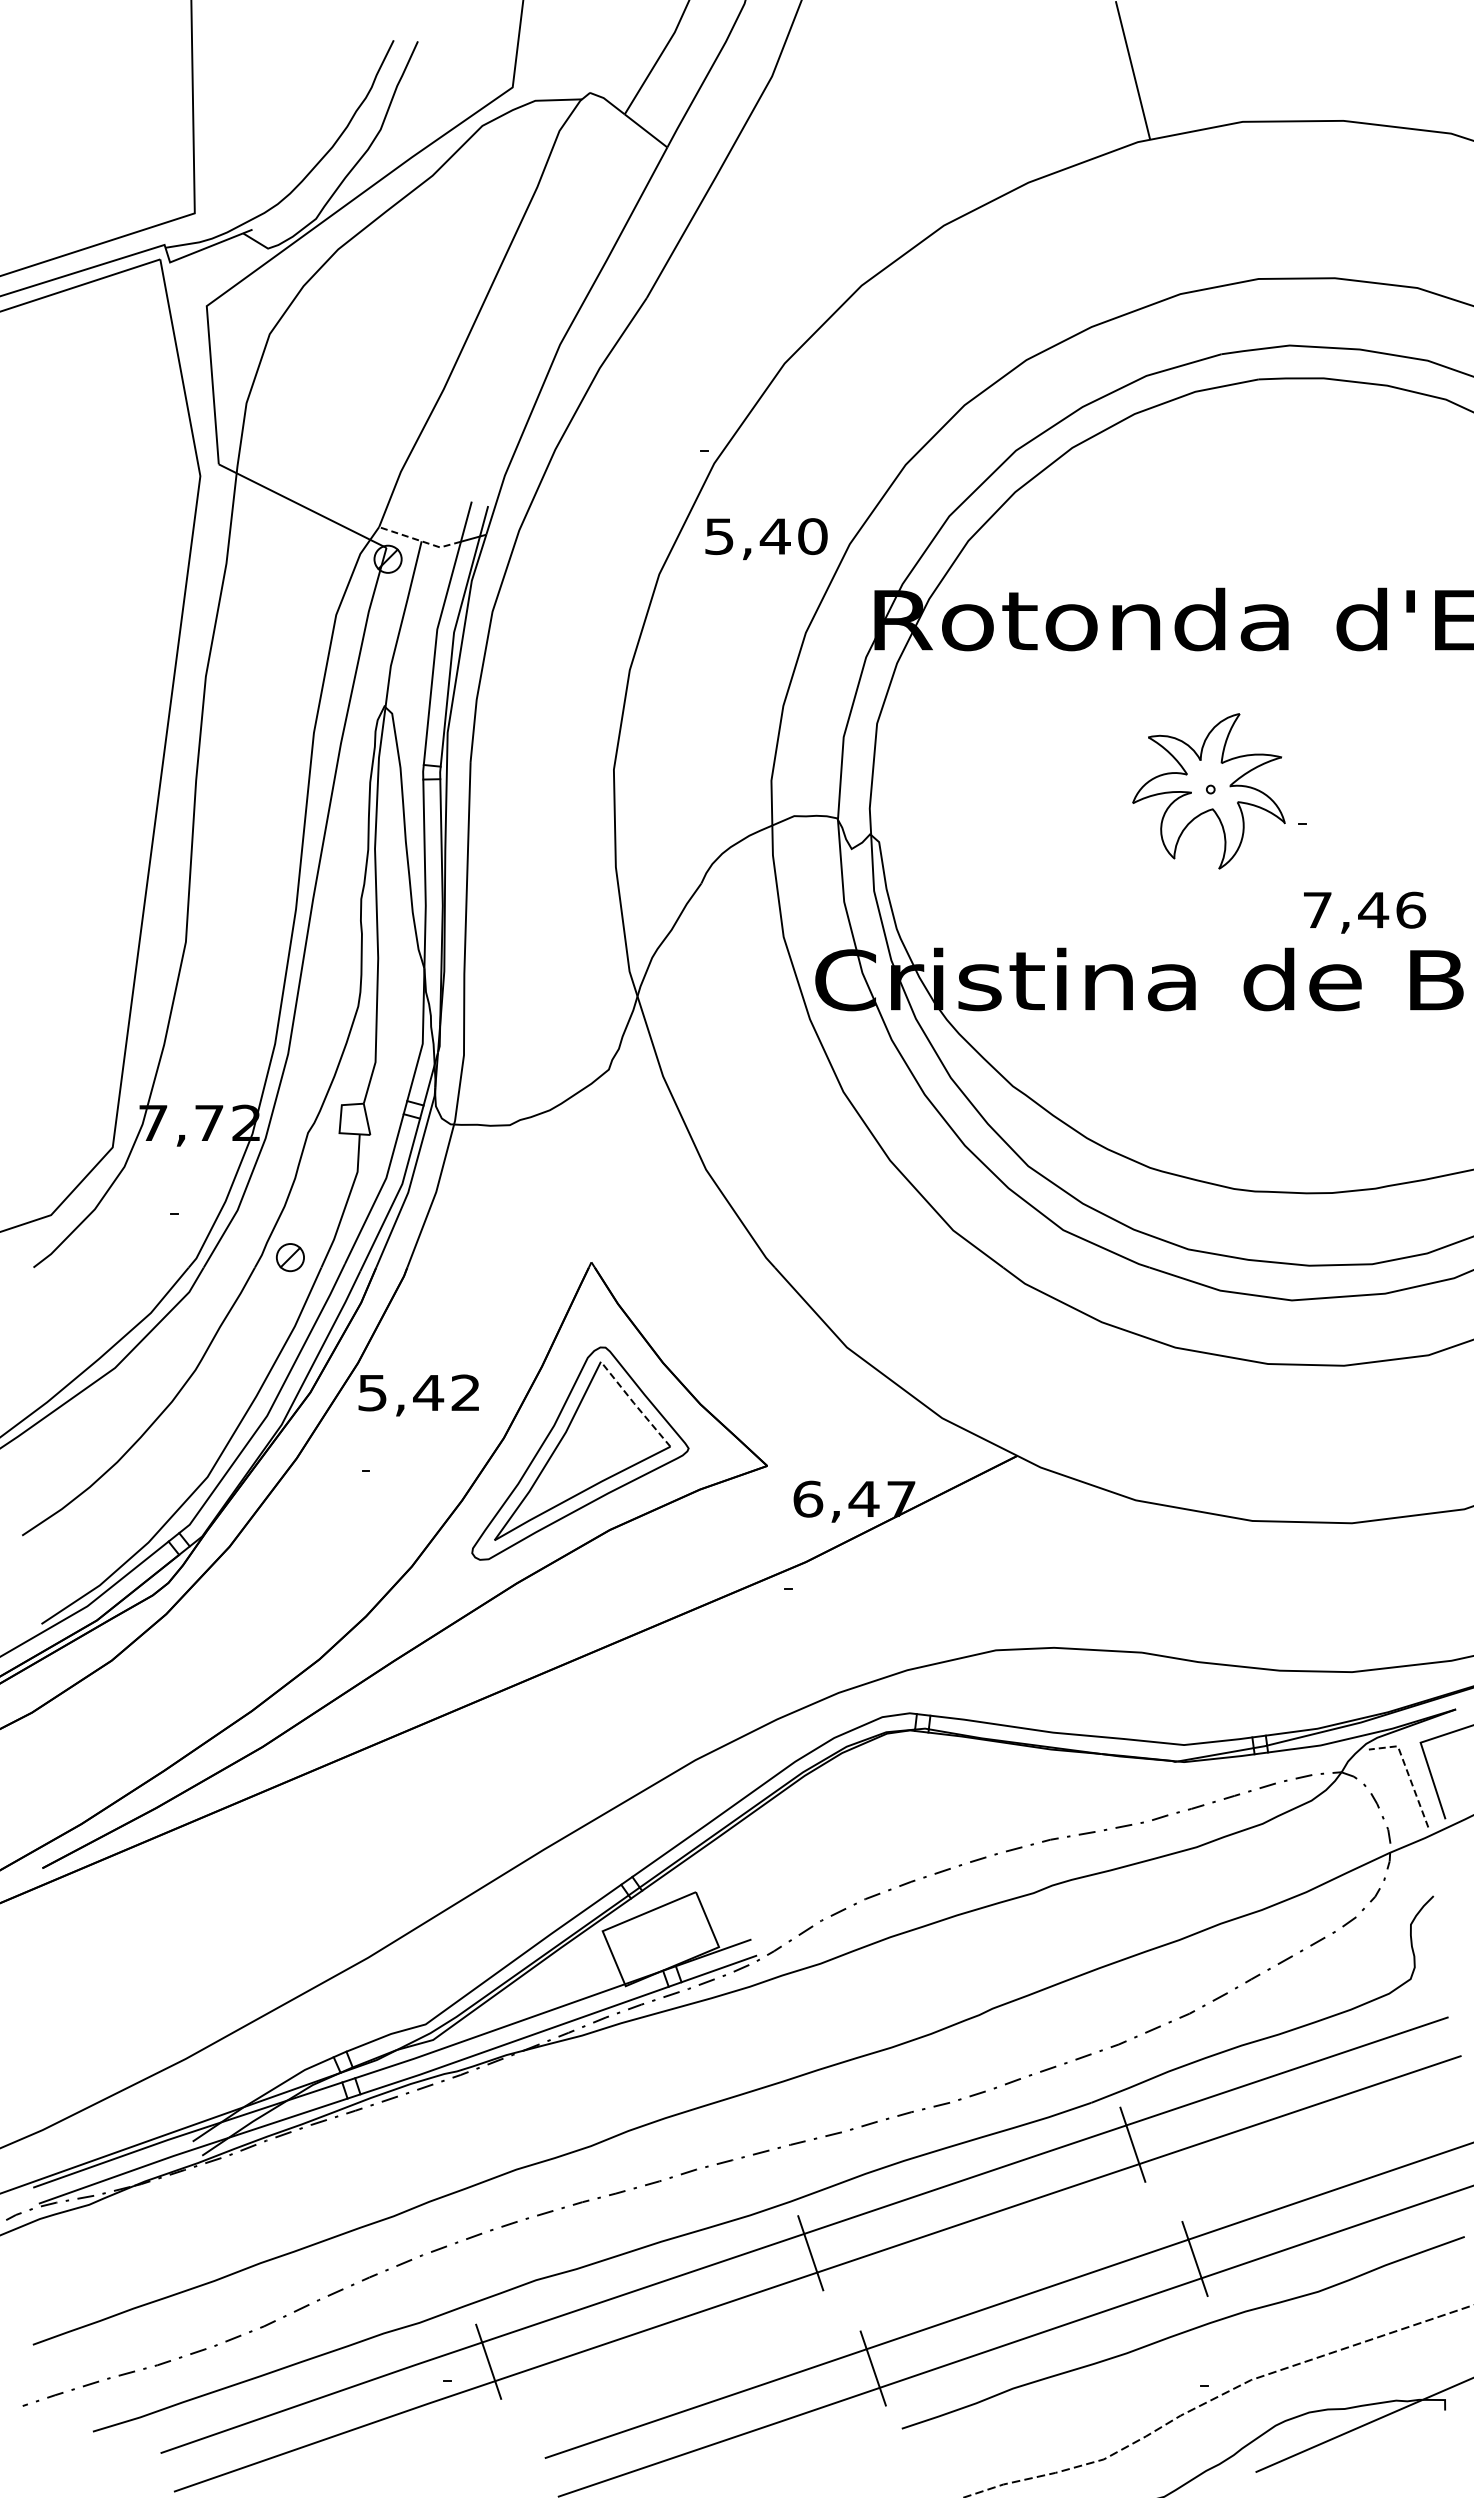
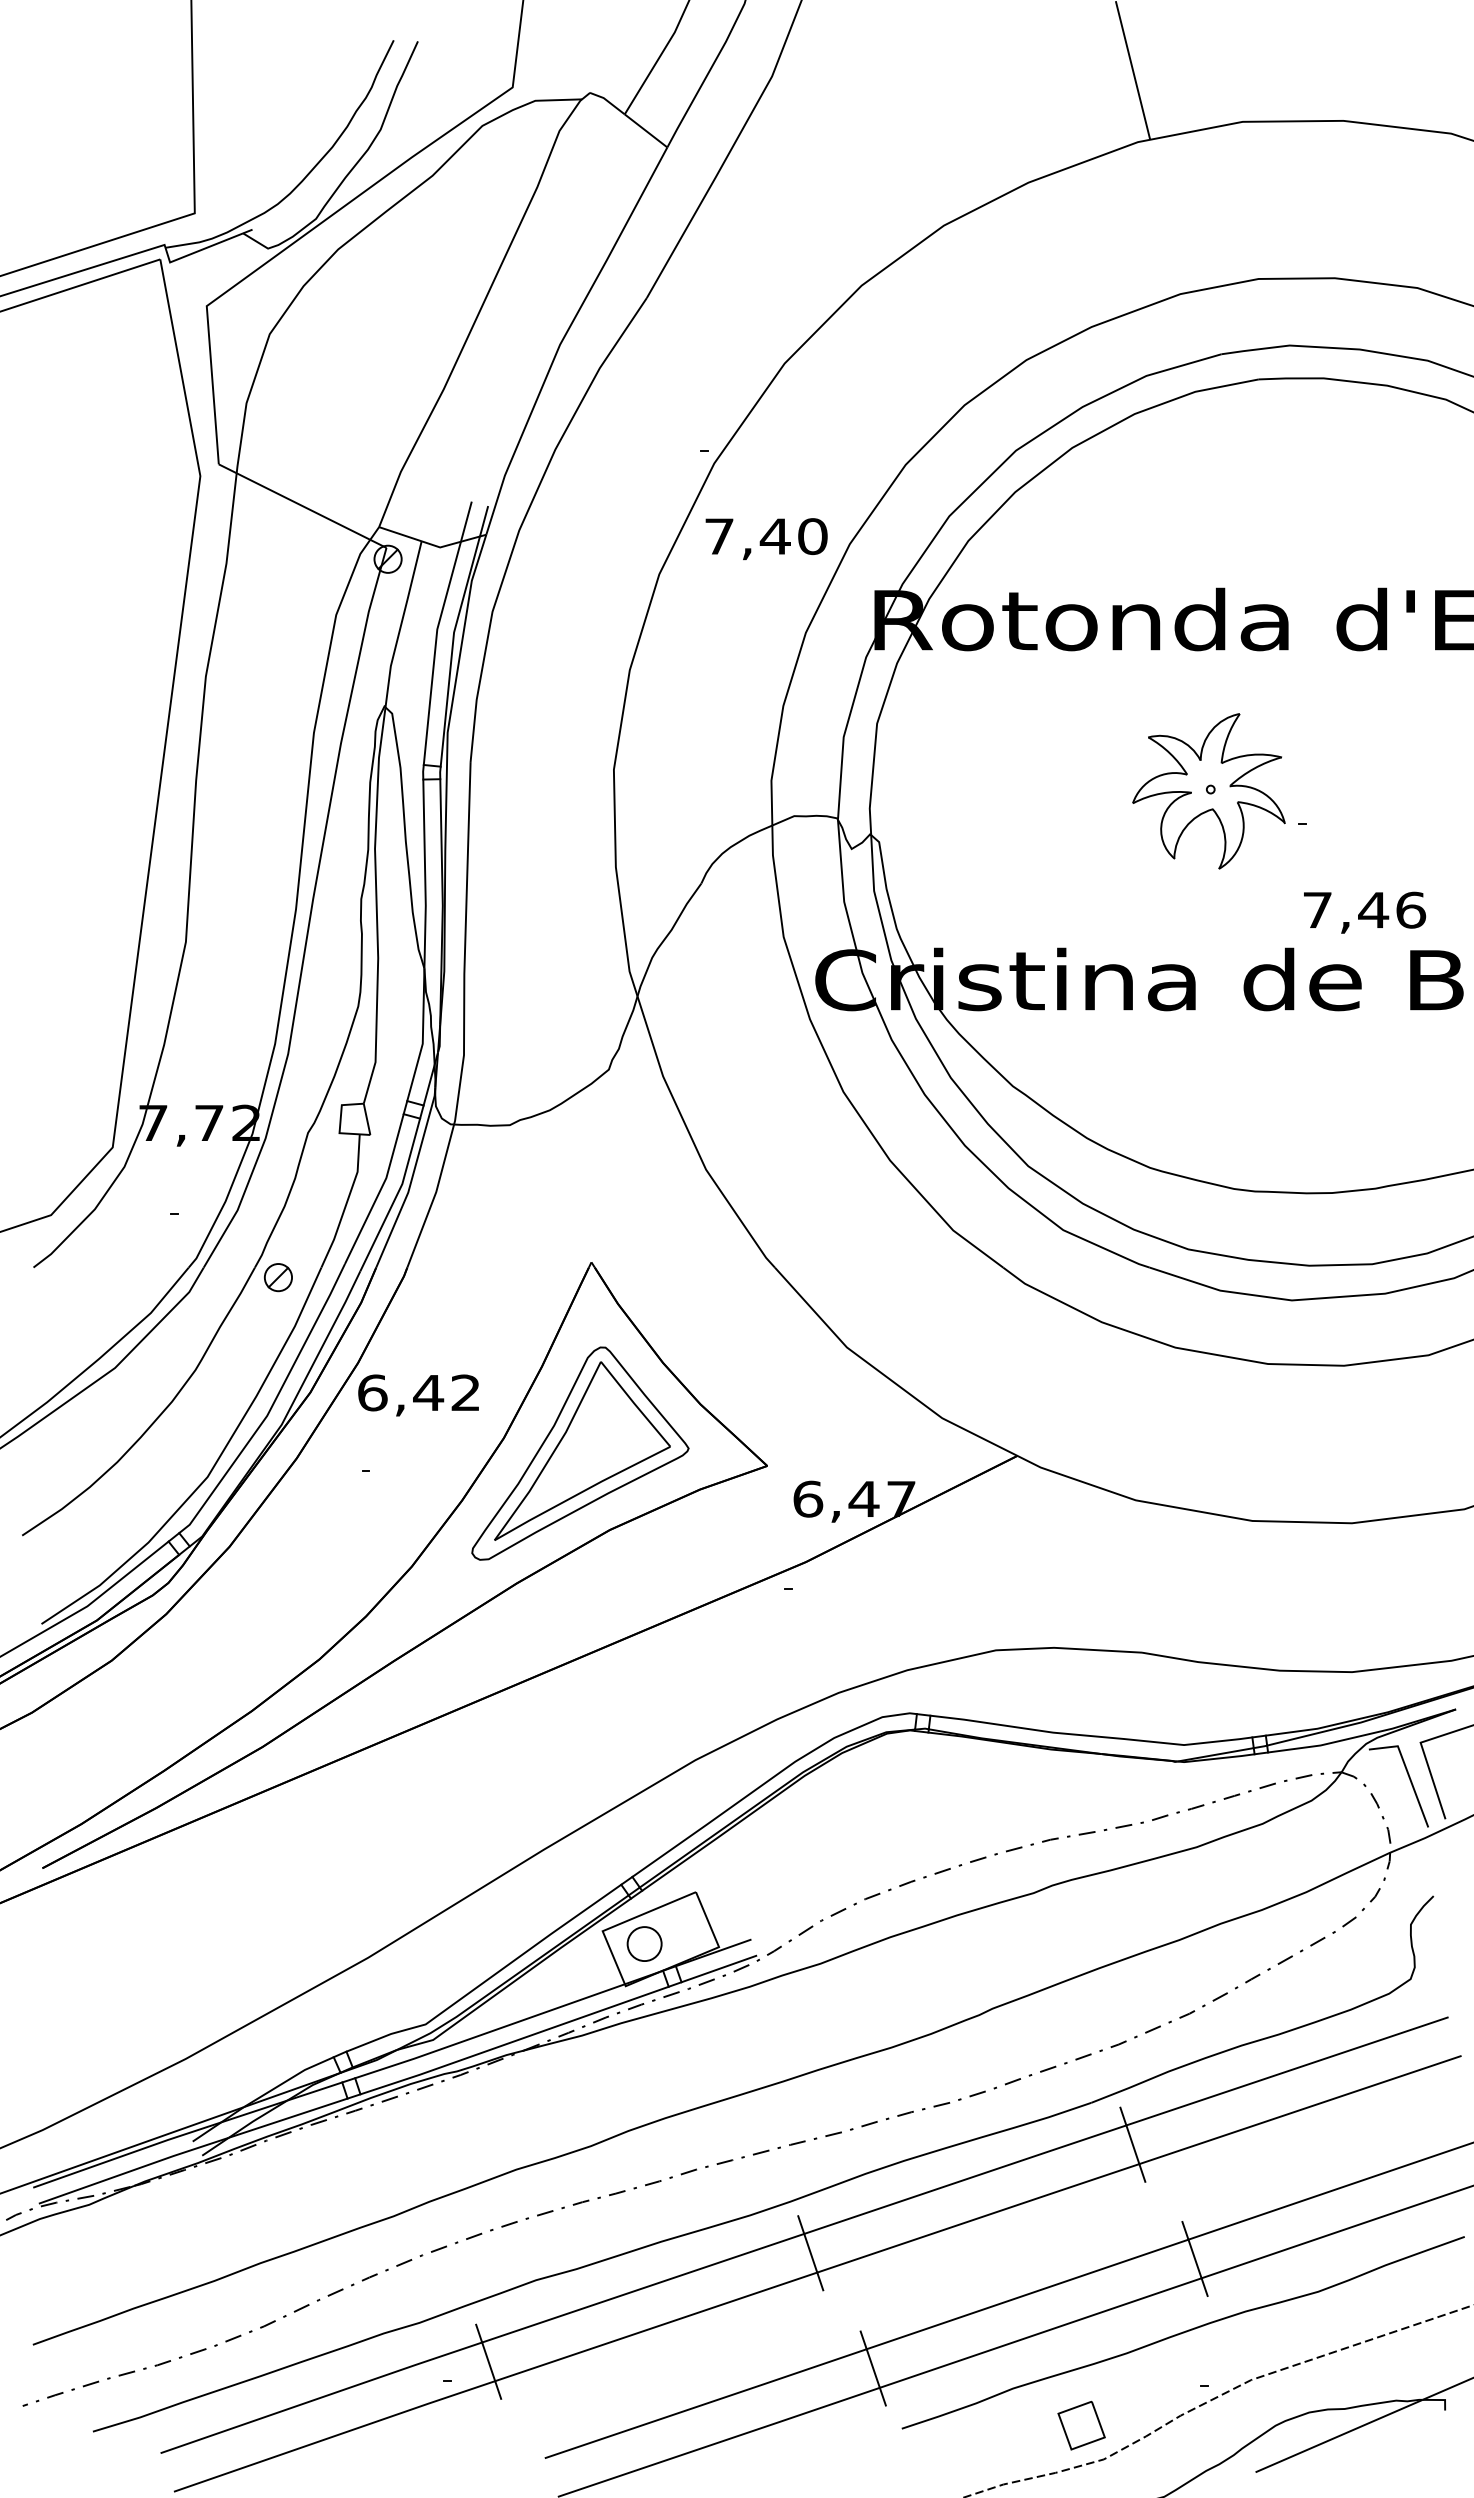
text: 5,40 -> 7,40 (719, 536)
line: dashed -> solid (420, 540)
part position: (290, 1257) -> (278, 1277) (278, 1277)
text: 5,42 -> 6,42 (372, 1392)
line: dashed -> solid (634, 1404)
line: dashed -> solid (1407, 1772)
part: none -> present (644, 1943)
part: none -> present (1081, 2425)
